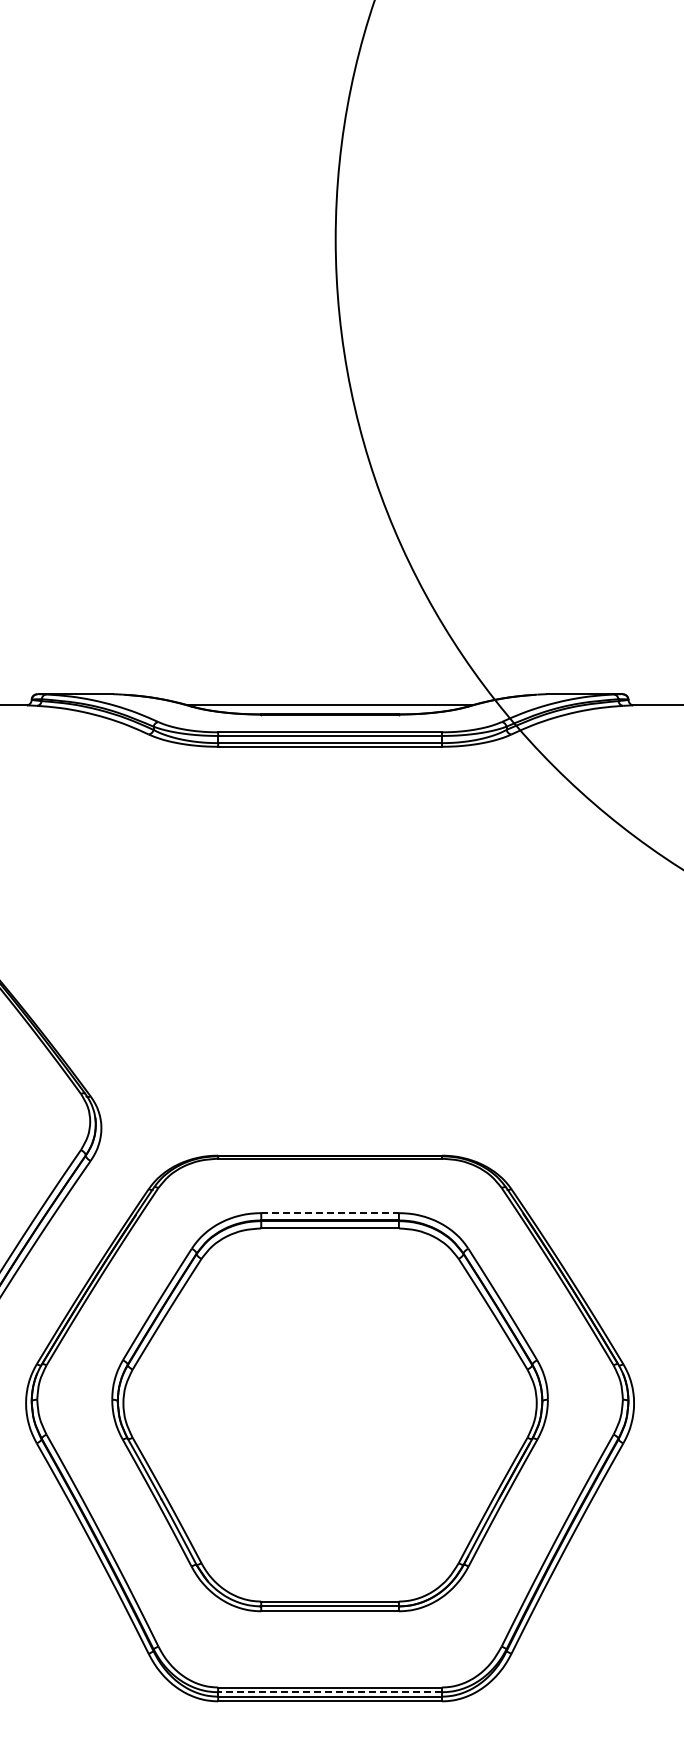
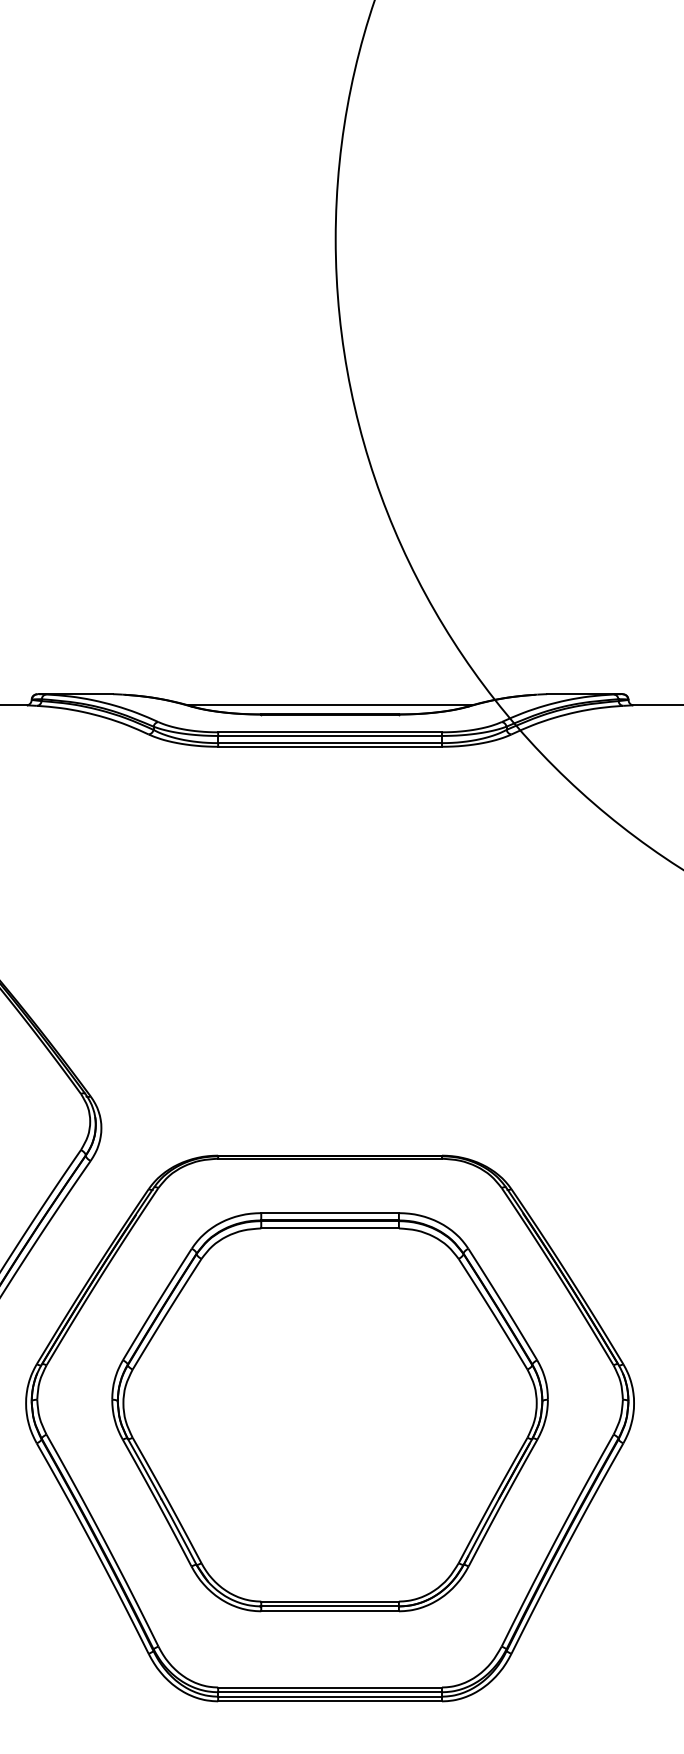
line: dashed -> solid (330, 1213)
line: dashed -> solid (330, 1692)
